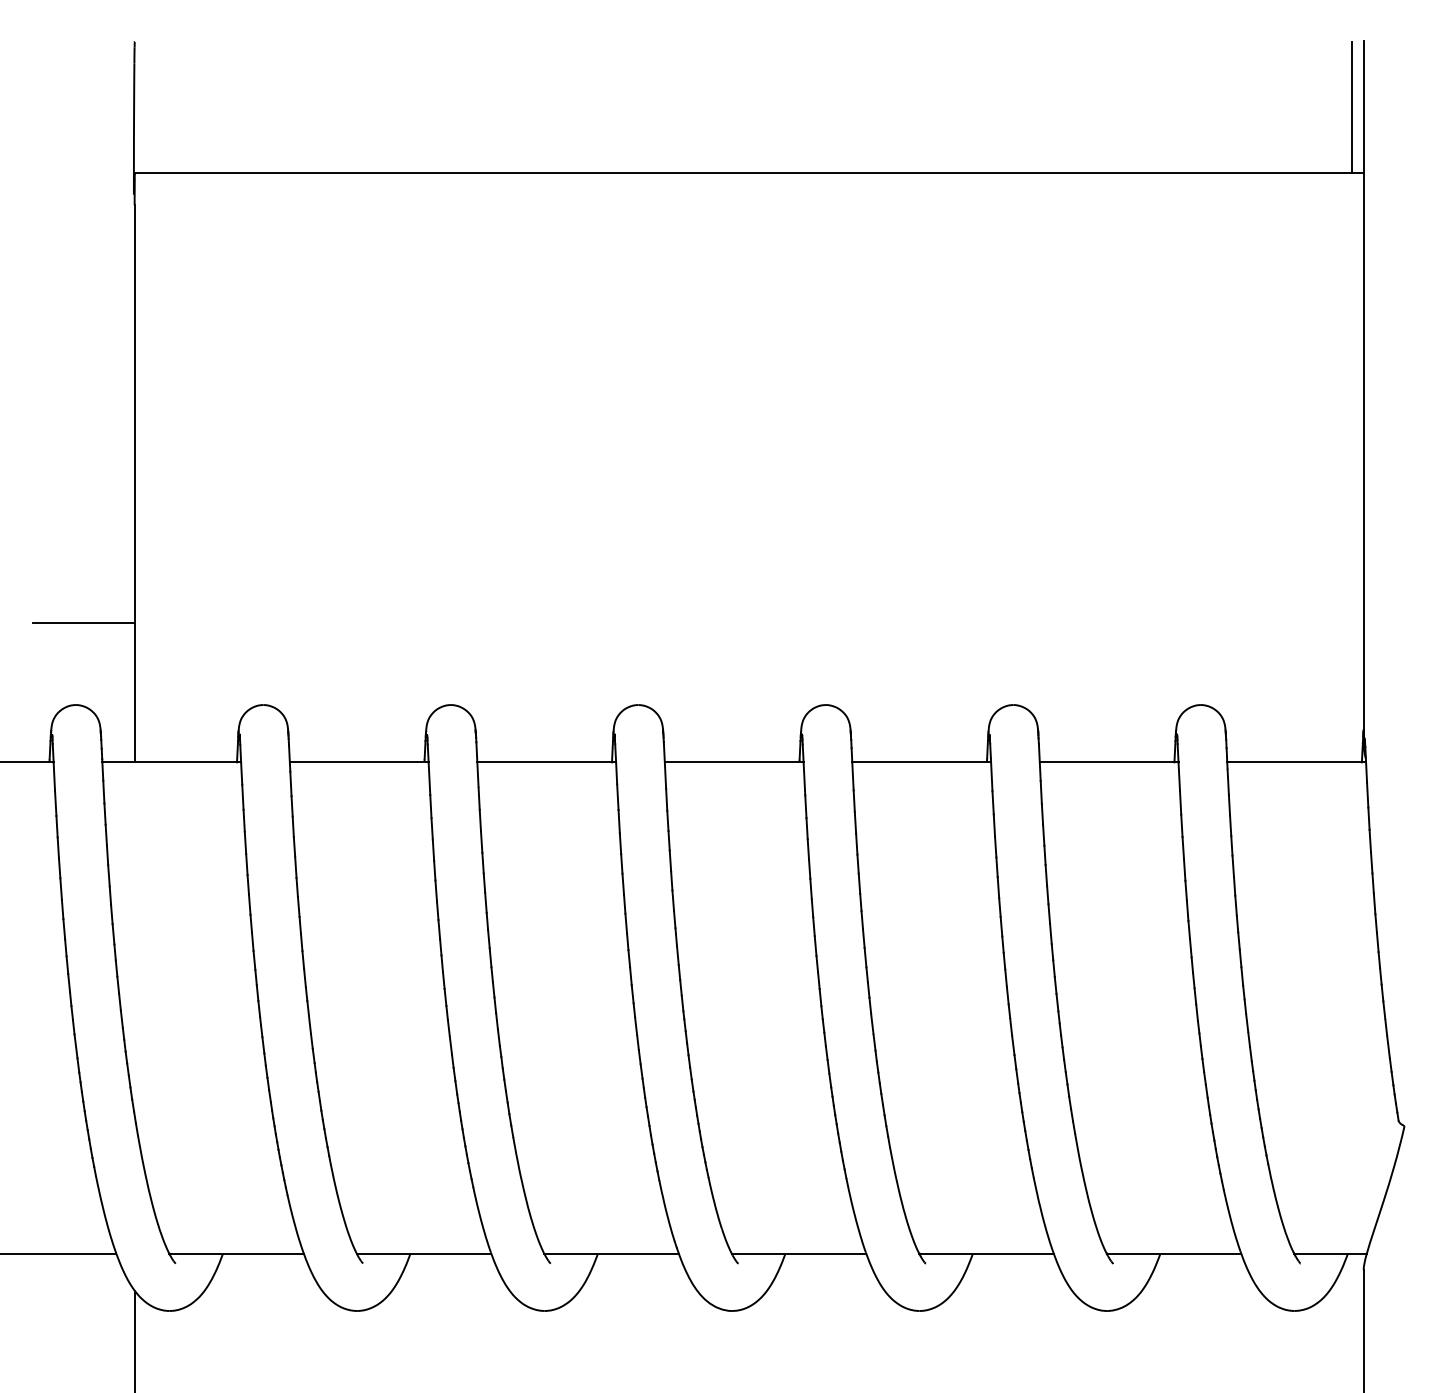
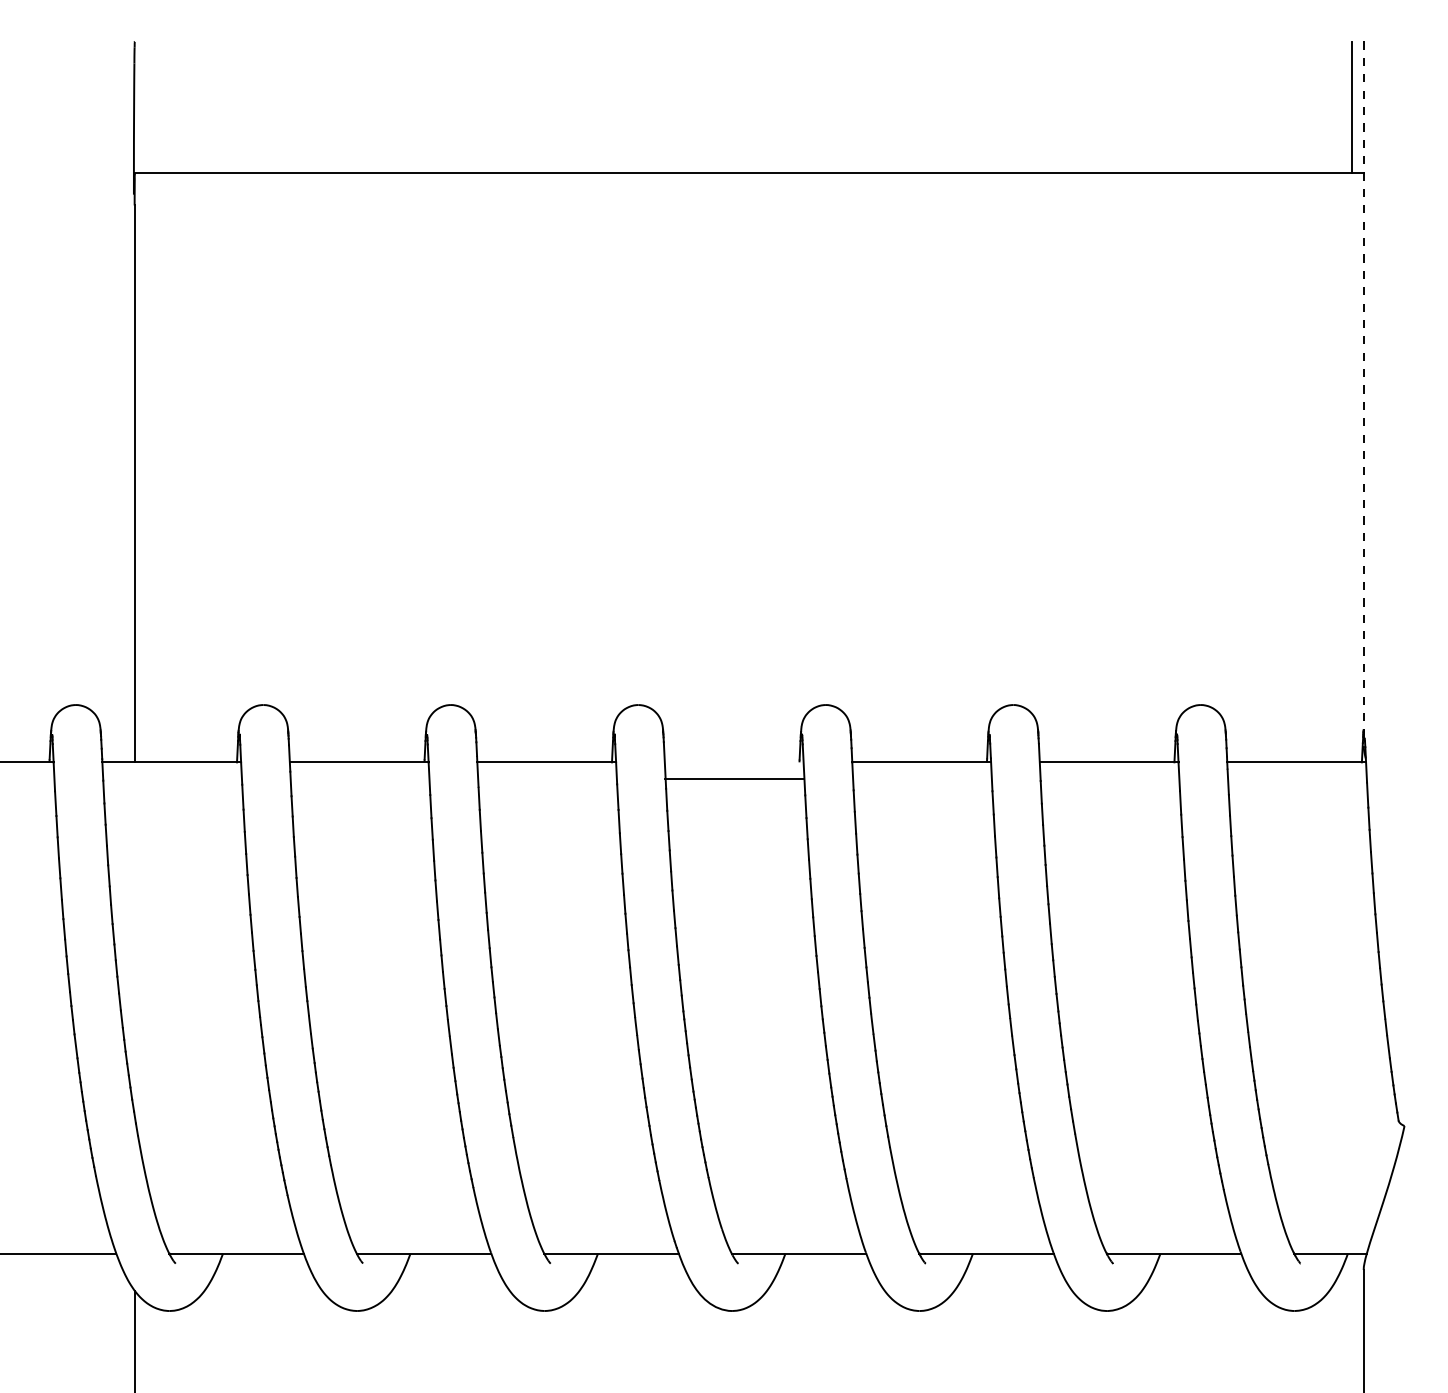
line: solid -> dashed (1363, 394)
line: present -> none (83, 623)
line position: (733, 762) -> (733, 779) (733, 779)
